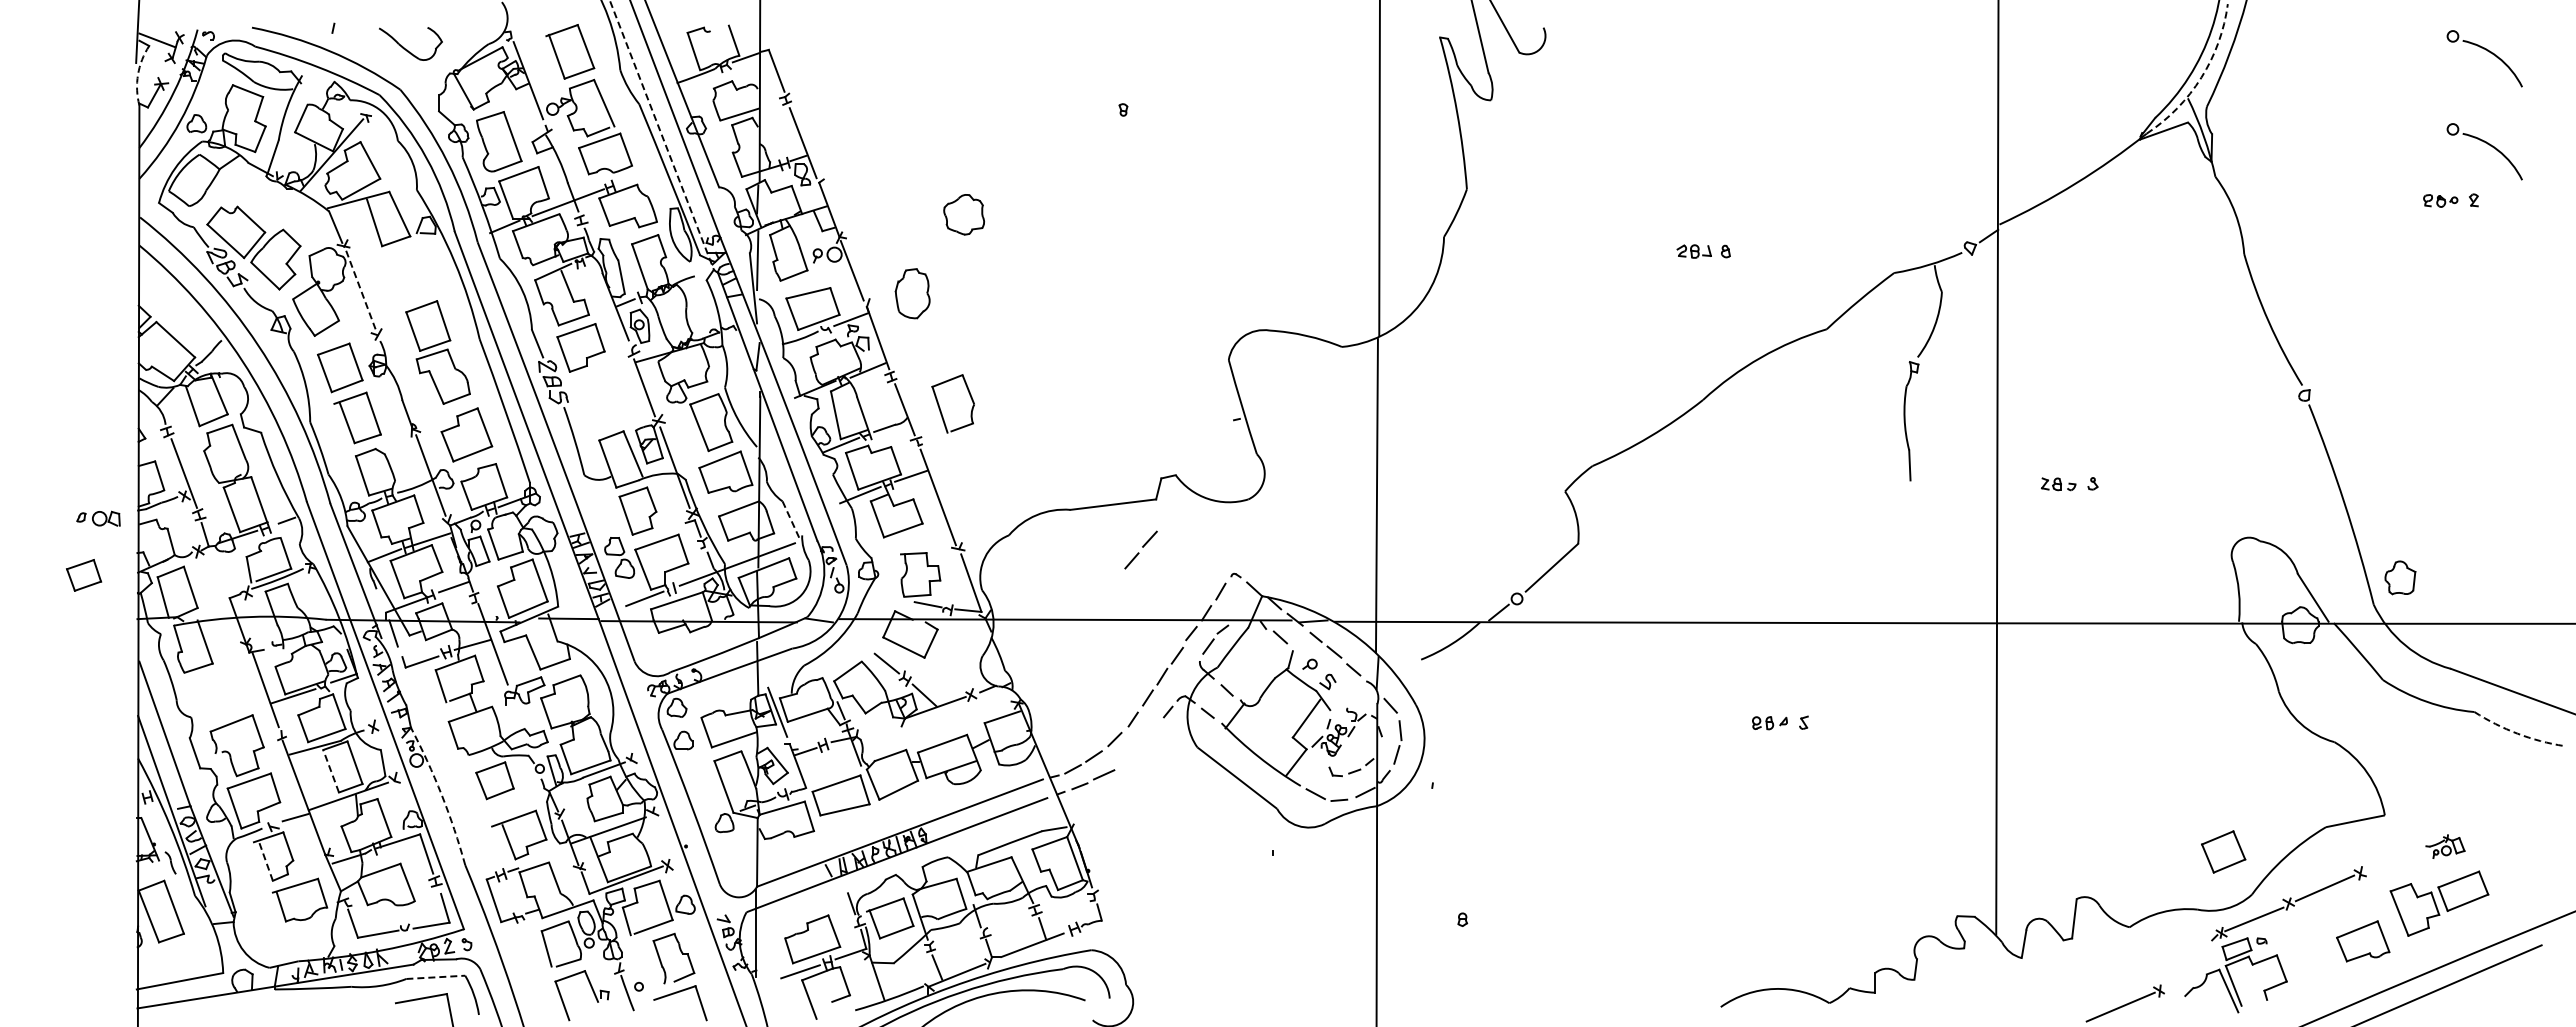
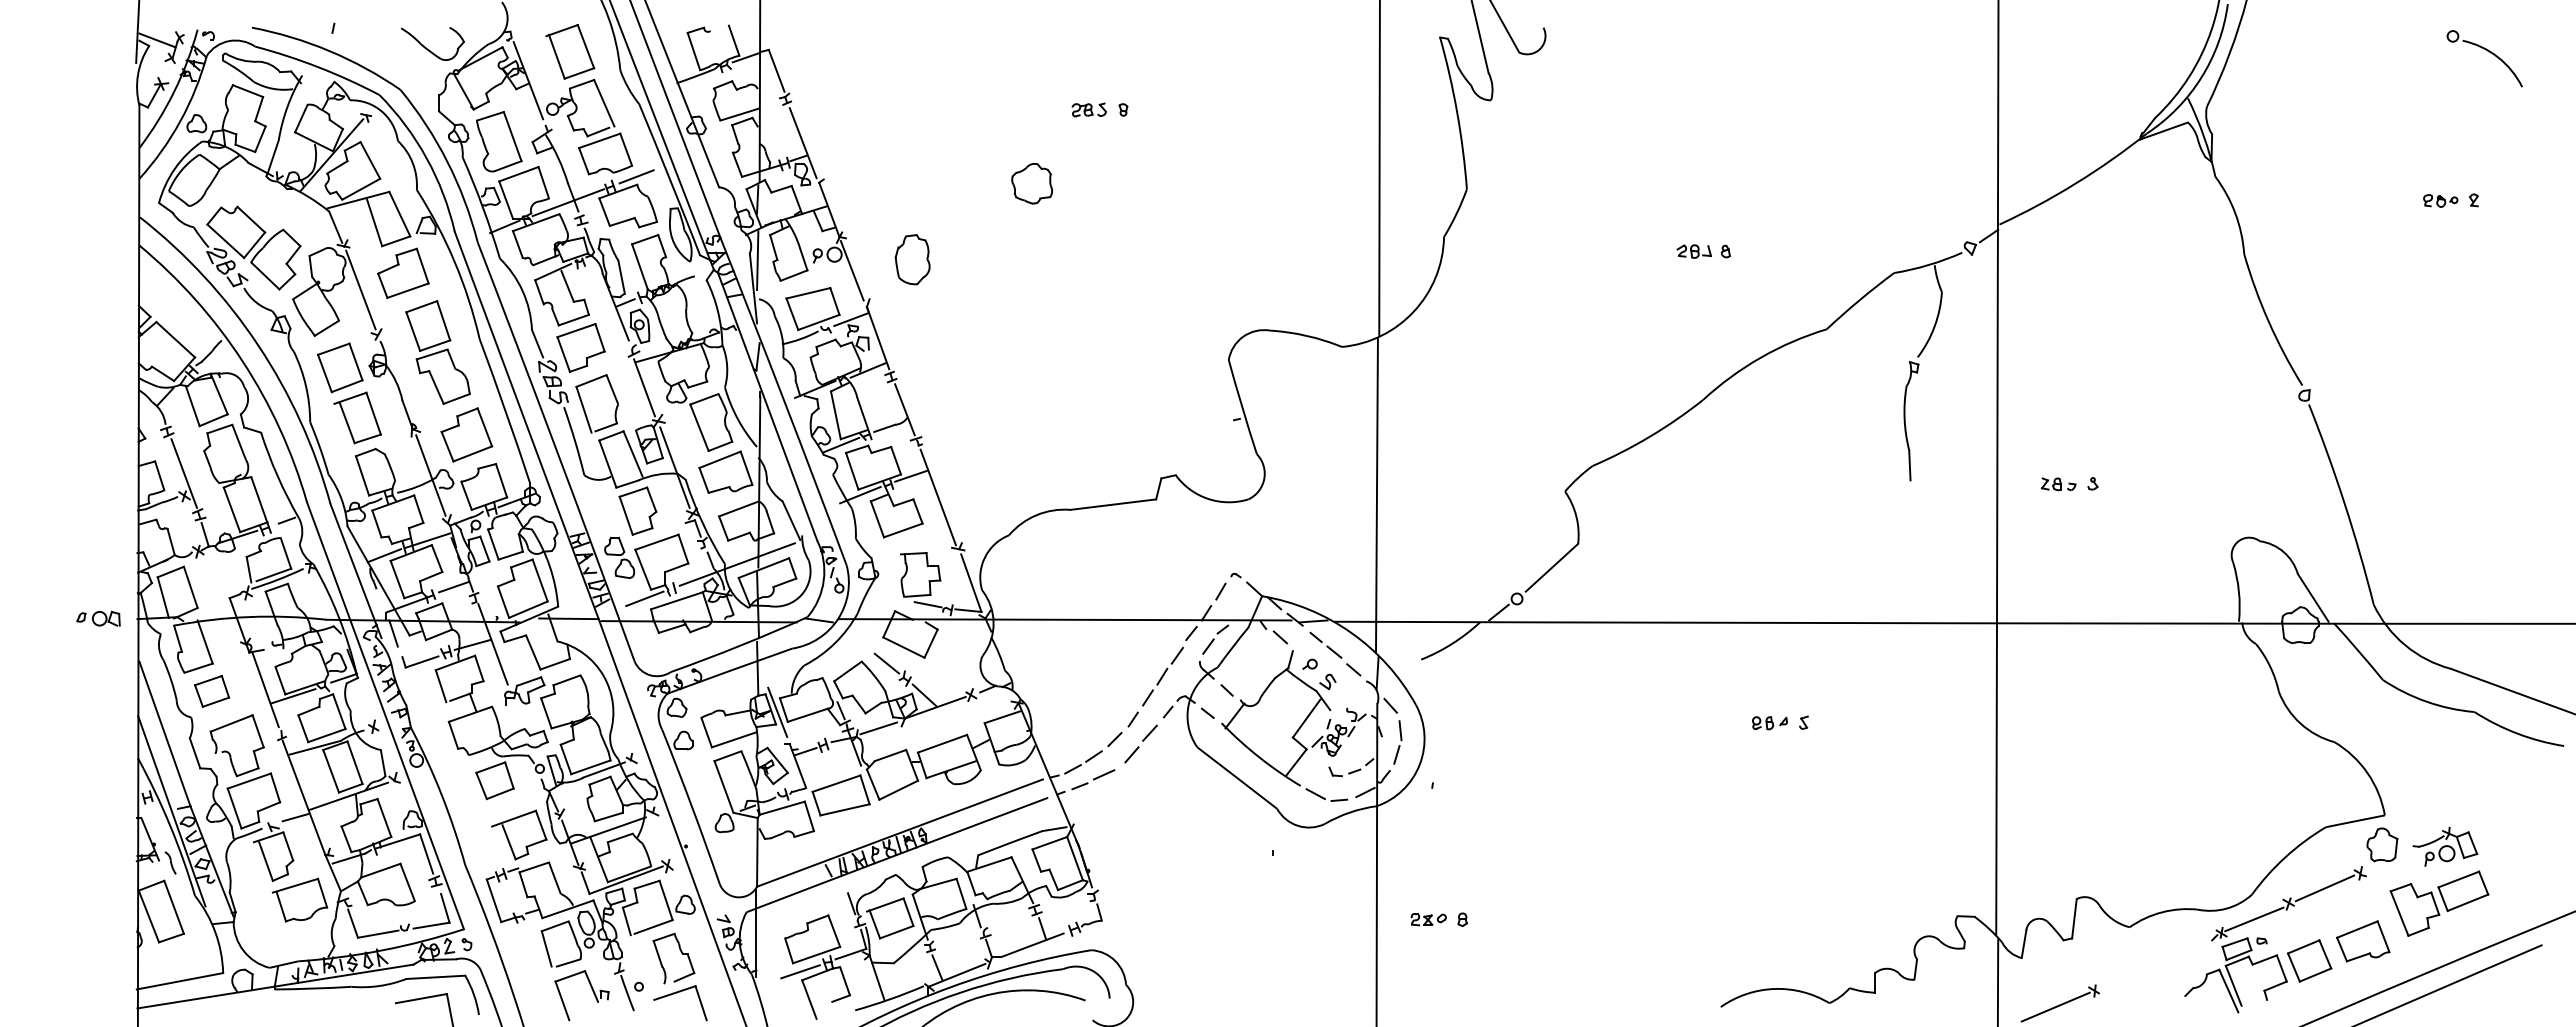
part position: (407, 49) -> (429, 49) (429, 49)
arc: dashed -> solid (138, 74)
arc: dashed -> solid (2201, 77)
part: none -> present (1088, 109)
line: dashed -> solid (662, 135)
part: present -> none (2487, 144)
line: none -> present (636, 176)
part position: (963, 214) -> (1031, 183) (1031, 183)
part: none -> present (403, 272)
line: dashed -> solid (360, 290)
part position: (912, 293) -> (912, 259) (912, 259)
part position: (940, 407) -> (584, 407) (584, 407)
part position: (98, 518) -> (98, 618) (98, 618)
line: dashed -> solid (791, 521)
part position: (1140, 549) -> (1140, 743) (1140, 743)
part position: (84, 575) -> (212, 691) (212, 691)
part position: (2400, 577) -> (2382, 844) (2382, 844)
line: none -> present (878, 728)
arc: dashed -> solid (2517, 733)
line: dashed -> solid (331, 771)
arc: dashed -> solid (441, 795)
part size: 41x25 px -> 67x41 px (2445, 846)
part position: (2223, 851) -> (2309, 960) (2309, 960)
line: dashed -> solid (265, 861)
part: none -> present (1428, 919)
line: dashed -> solid (436, 977)
line: none -> present (1997, 981)
part position: (2124, 1003) -> (2059, 1003) (2059, 1003)
